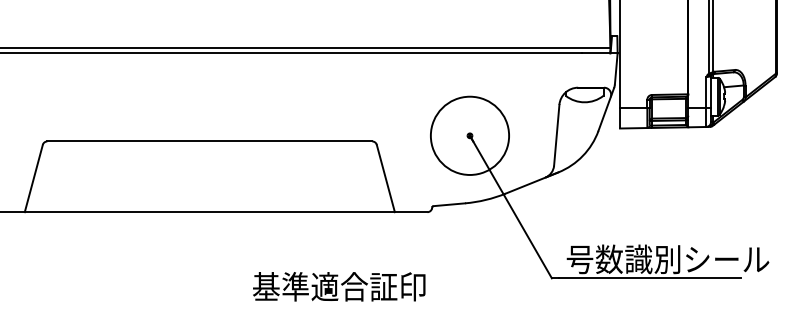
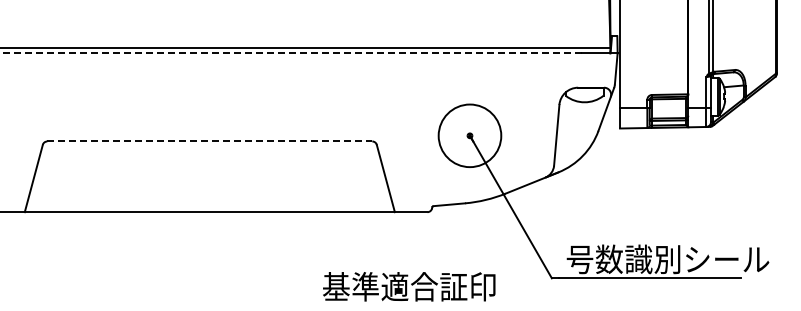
line: solid -> dashed (290, 53)
circle diameter: 78 px -> 63 px (469, 135)
line: solid -> dashed (210, 141)
text position: (339, 286) -> (409, 286) (409, 286)
